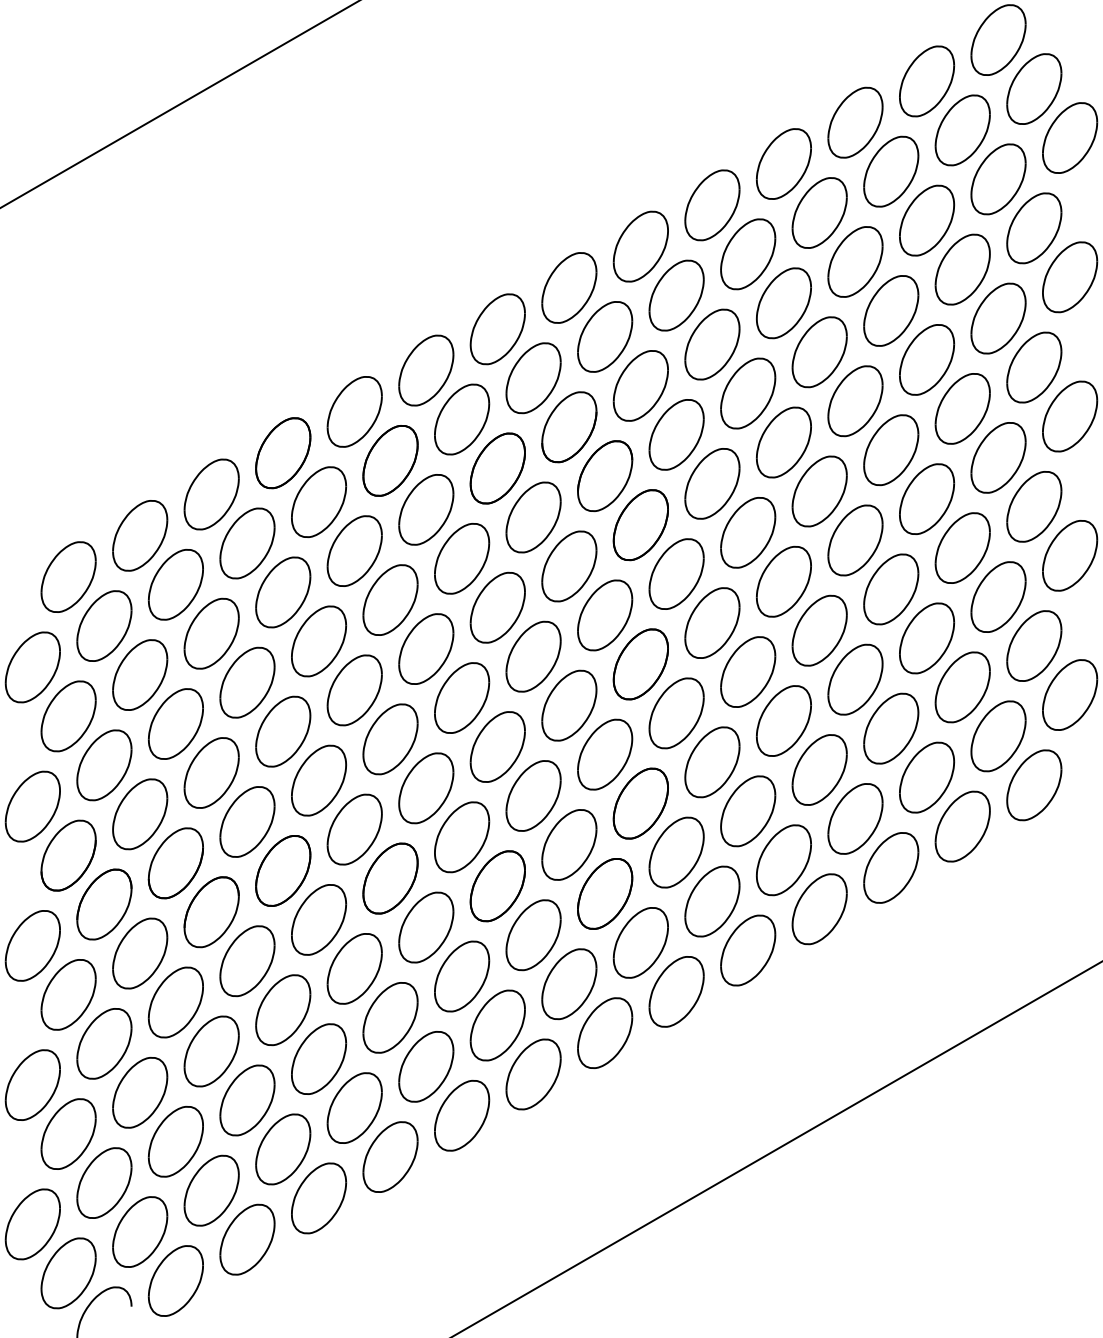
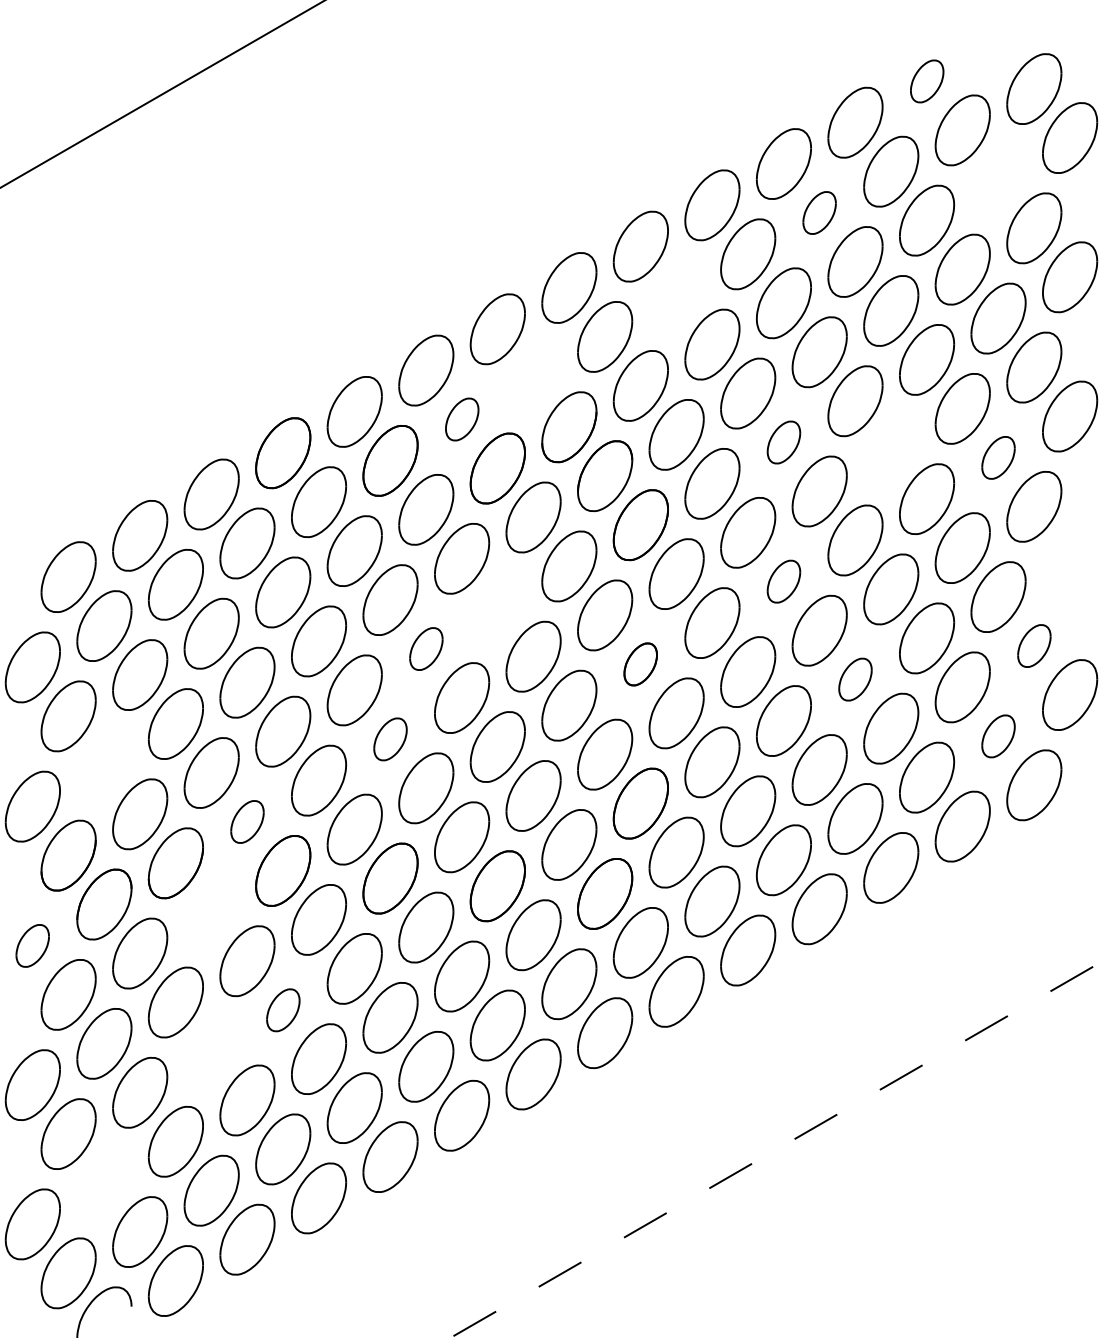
part: present -> none (998, 39)
part size: 57x73 px -> 35x45 px (927, 81)
line position: (179, 104) -> (161, 94) (161, 94)
part: present -> none (998, 179)
part size: 57x72 px -> 35x44 px (819, 212)
part: present -> none (676, 295)
part: present -> none (533, 378)
part size: 57x73 px -> 35x45 px (462, 419)
part size: 56x73 px -> 36x45 px (783, 442)
part: present -> none (891, 450)
part size: 57x72 px -> 35x44 px (998, 457)
part: present -> none (1070, 555)
part size: 56x73 px -> 36x45 px (783, 581)
part: present -> none (497, 607)
part size: 57x72 px -> 35x44 px (1034, 645)
part size: 57x72 px -> 35x44 px (426, 648)
part size: 57x73 px -> 35x45 px (640, 664)
part size: 57x73 px -> 35x45 px (855, 679)
part size: 57x73 px -> 35x45 px (998, 736)
part size: 57x73 px -> 35x45 px (390, 739)
part: present -> none (104, 765)
part size: 57x72 px -> 35x44 px (247, 821)
part: present -> none (211, 912)
part size: 57x72 px -> 35x44 px (32, 945)
part size: 57x73 px -> 35x45 px (283, 1010)
part: present -> none (211, 1051)
line: solid -> dashed (776, 1149)
part: present -> none (104, 1182)
